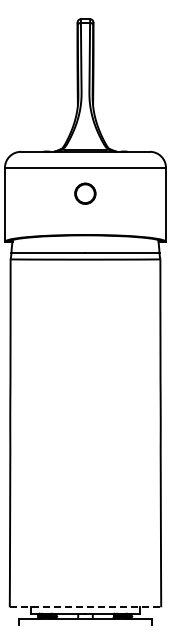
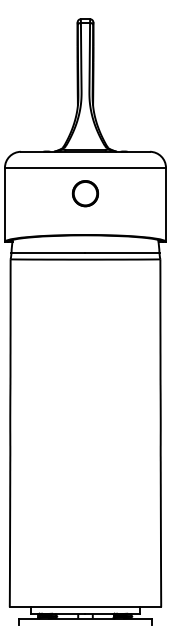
part size: 23x23 px -> 28x28 px (84, 193)
line: dashed -> solid (85, 607)
